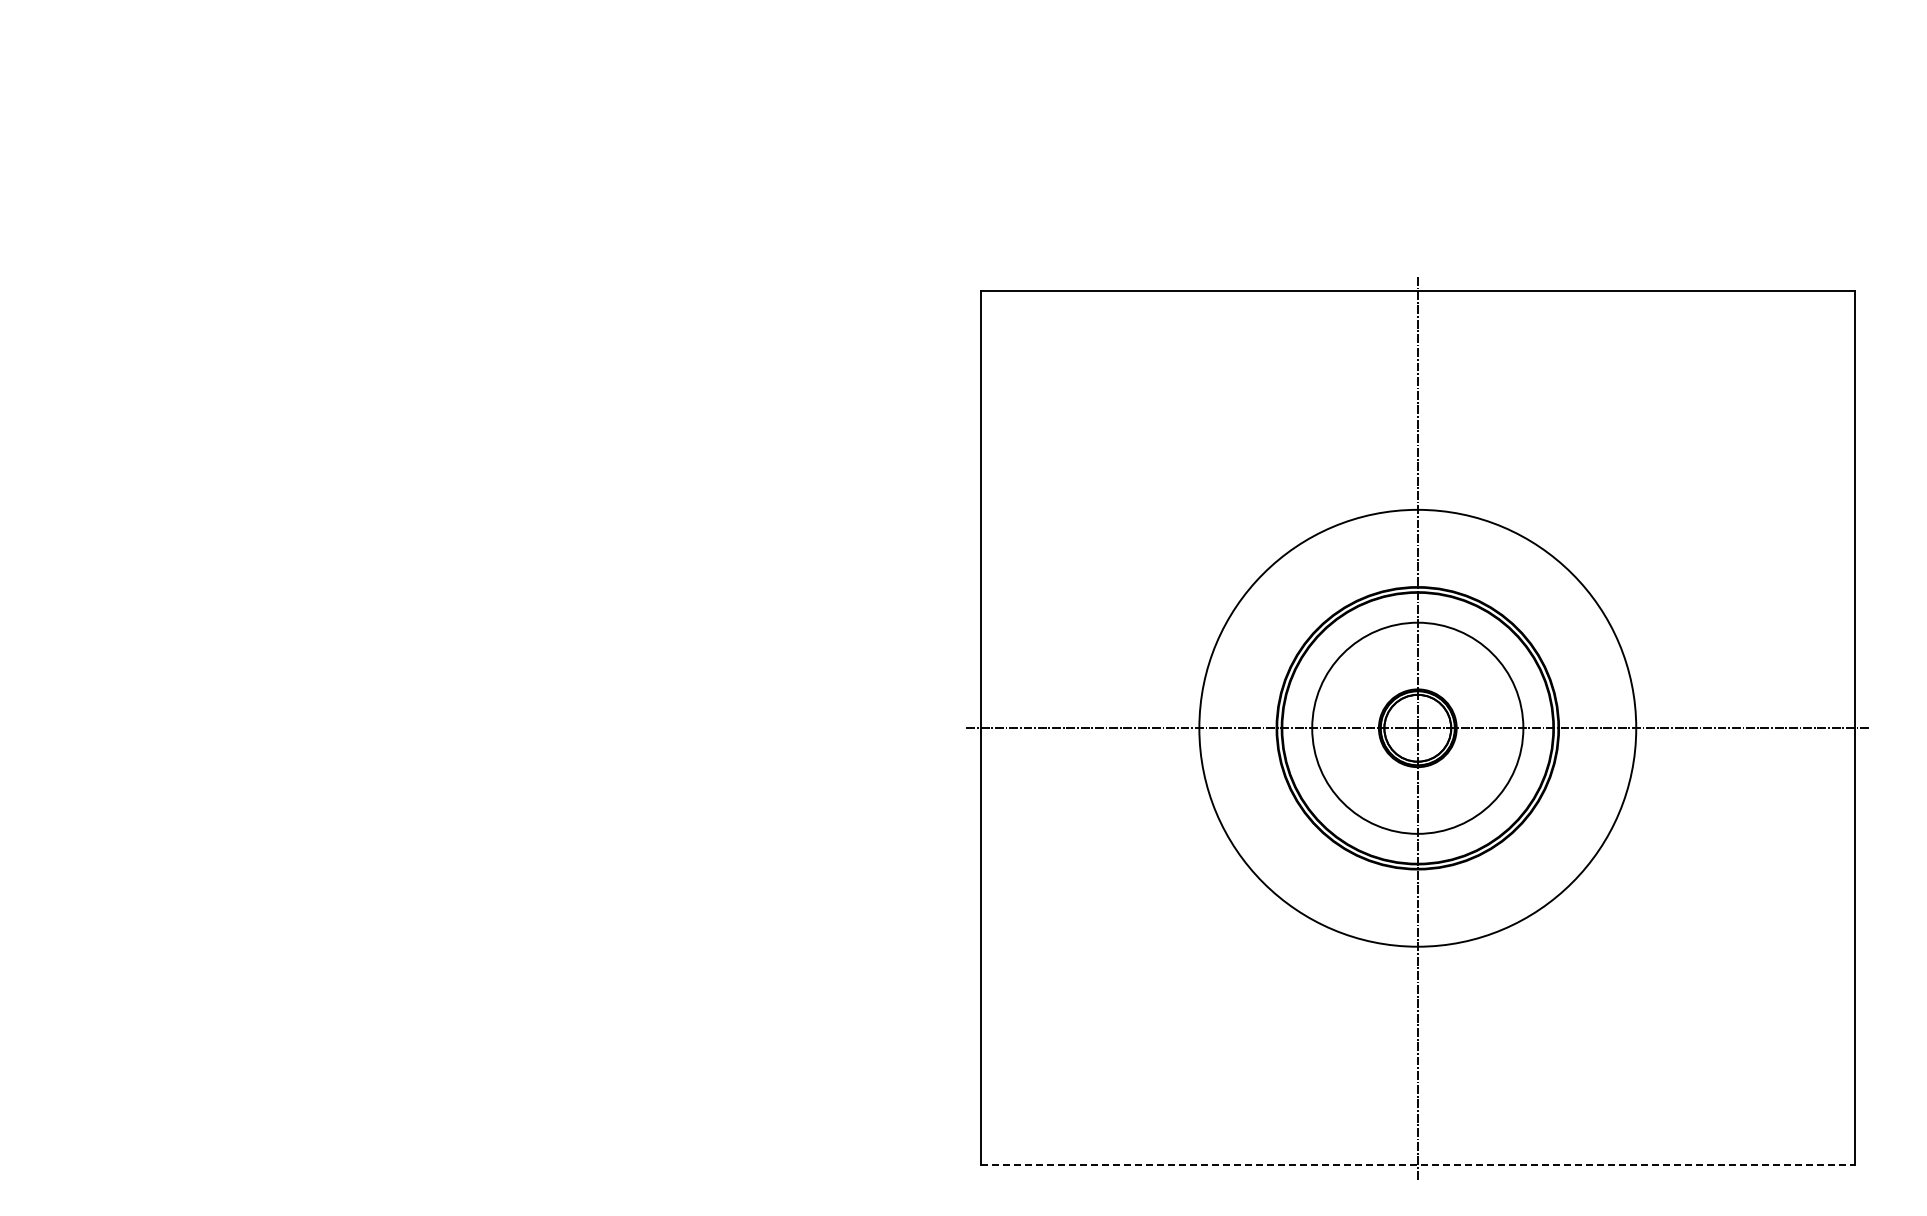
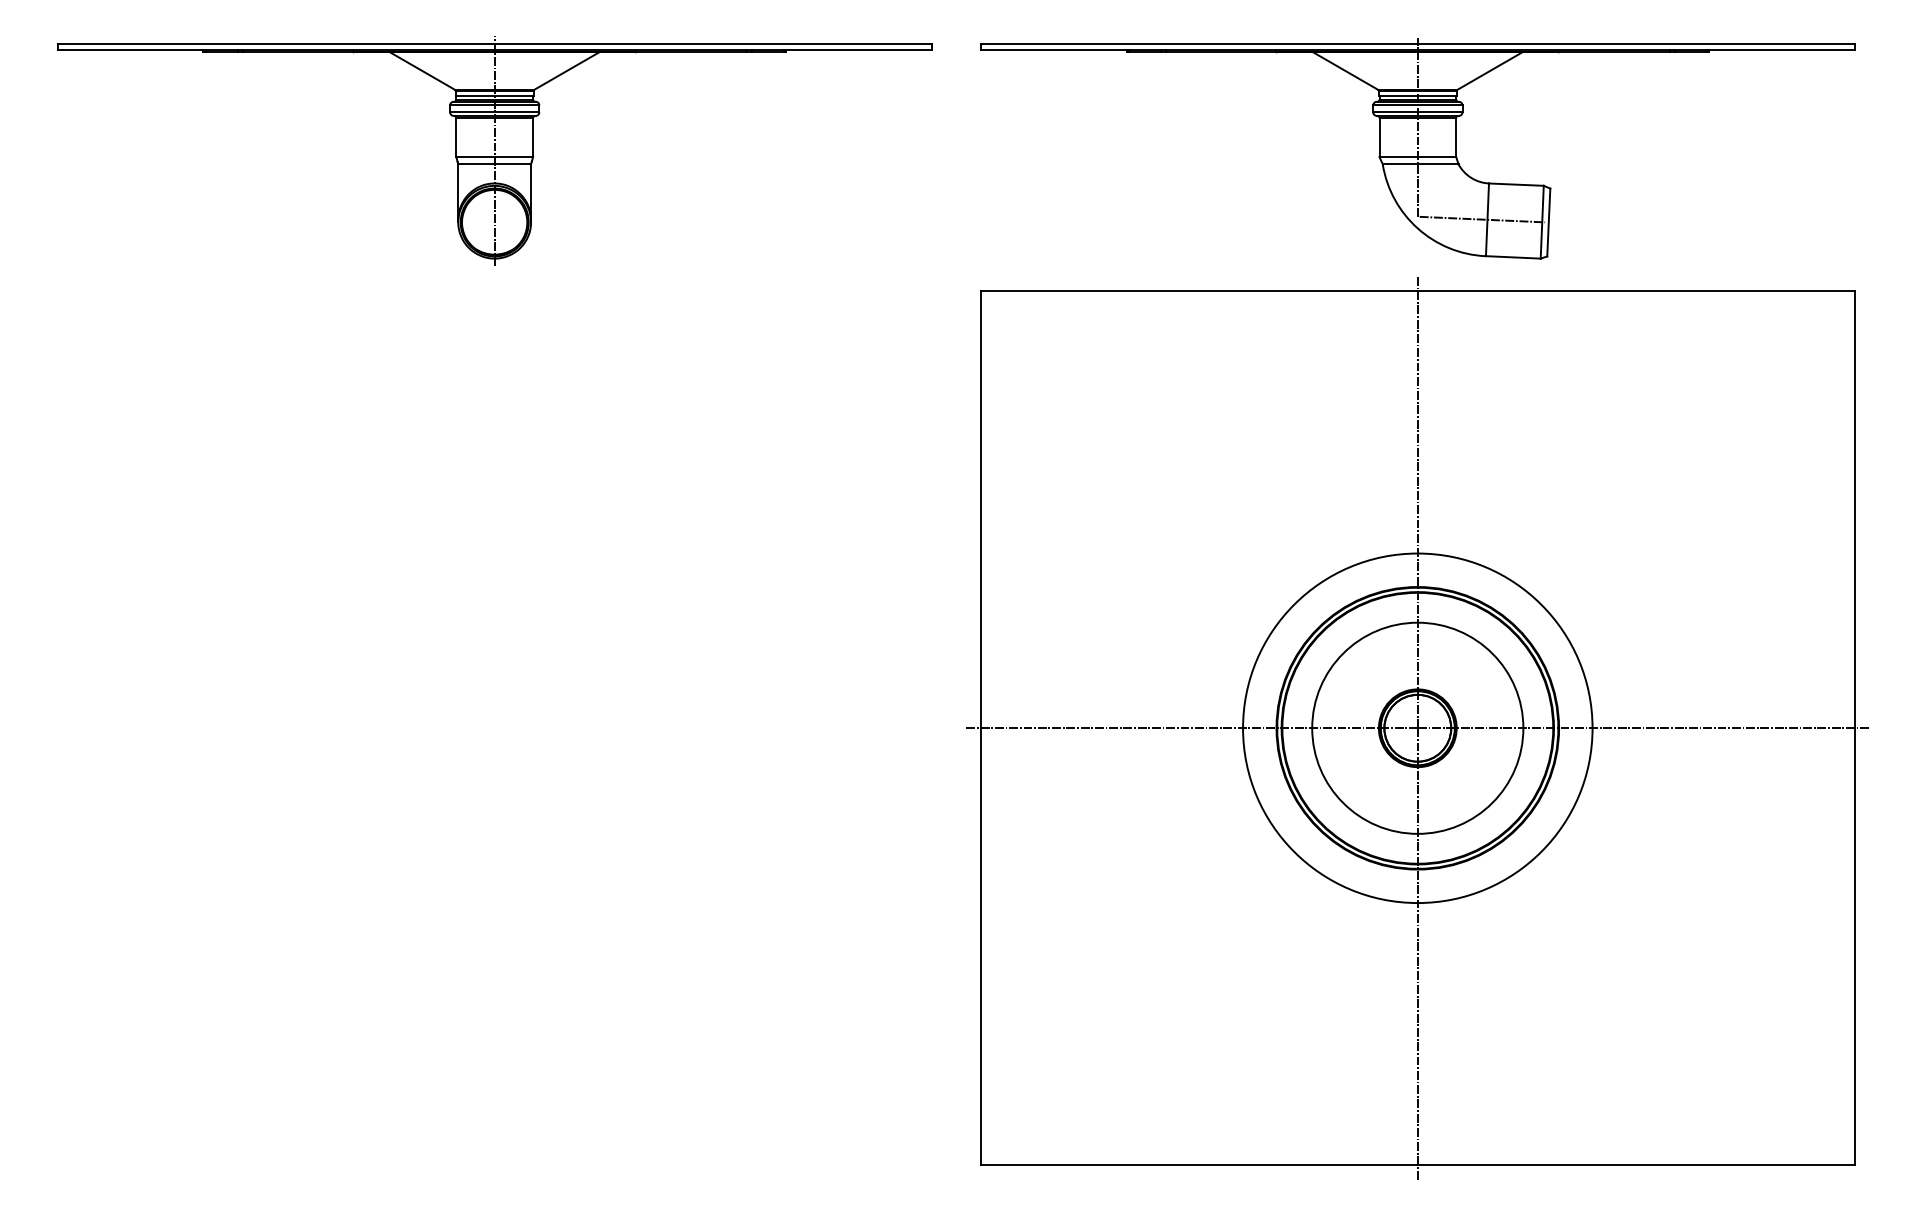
part: none -> present (1417, 148)
part: none -> present (494, 150)
circle diameter: 437 px -> 350 px (1417, 728)
line: dashed -> solid (1417, 1165)
